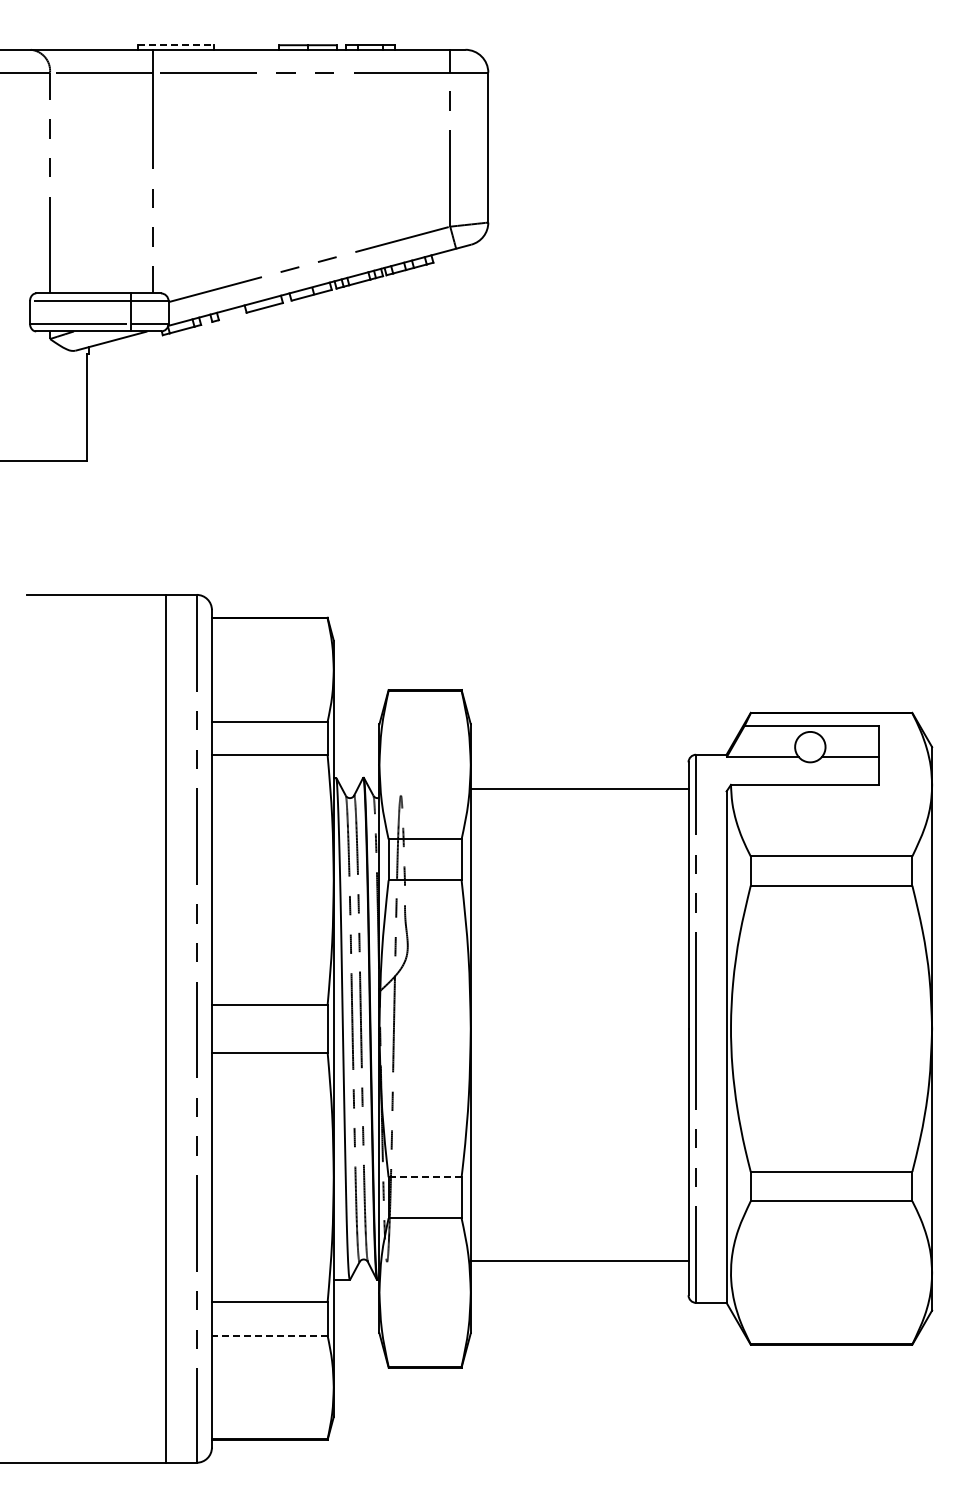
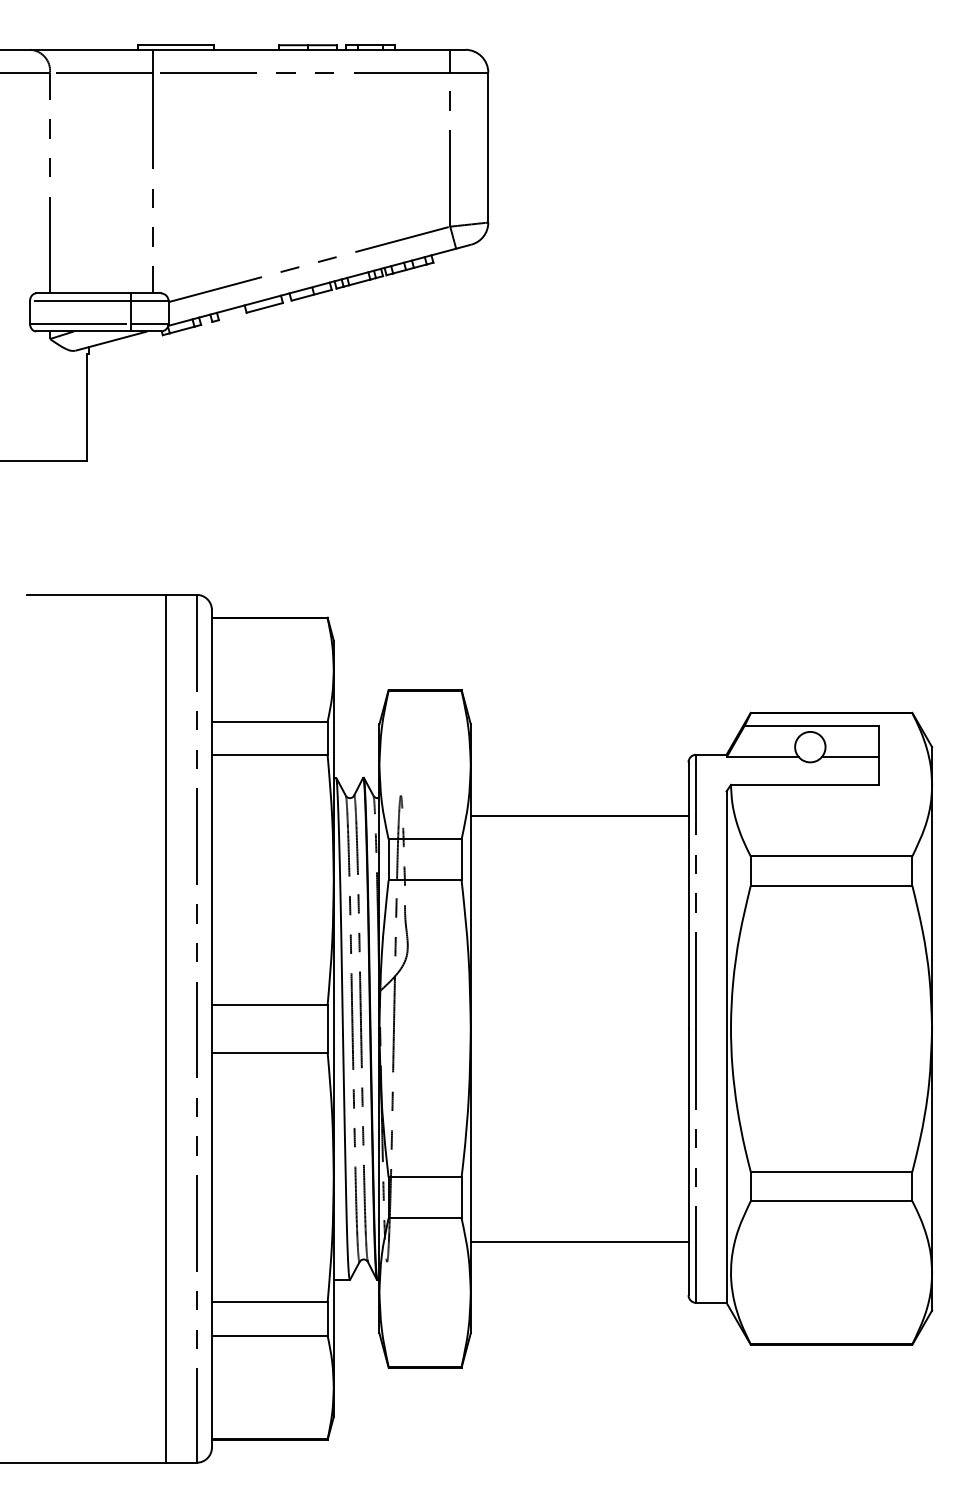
line: dashed -> solid (176, 45)
line position: (579, 788) -> (579, 815) (579, 815)
line: dashed -> solid (425, 1177)
line position: (579, 1260) -> (579, 1241) (579, 1241)
line: dashed -> solid (269, 1335)
